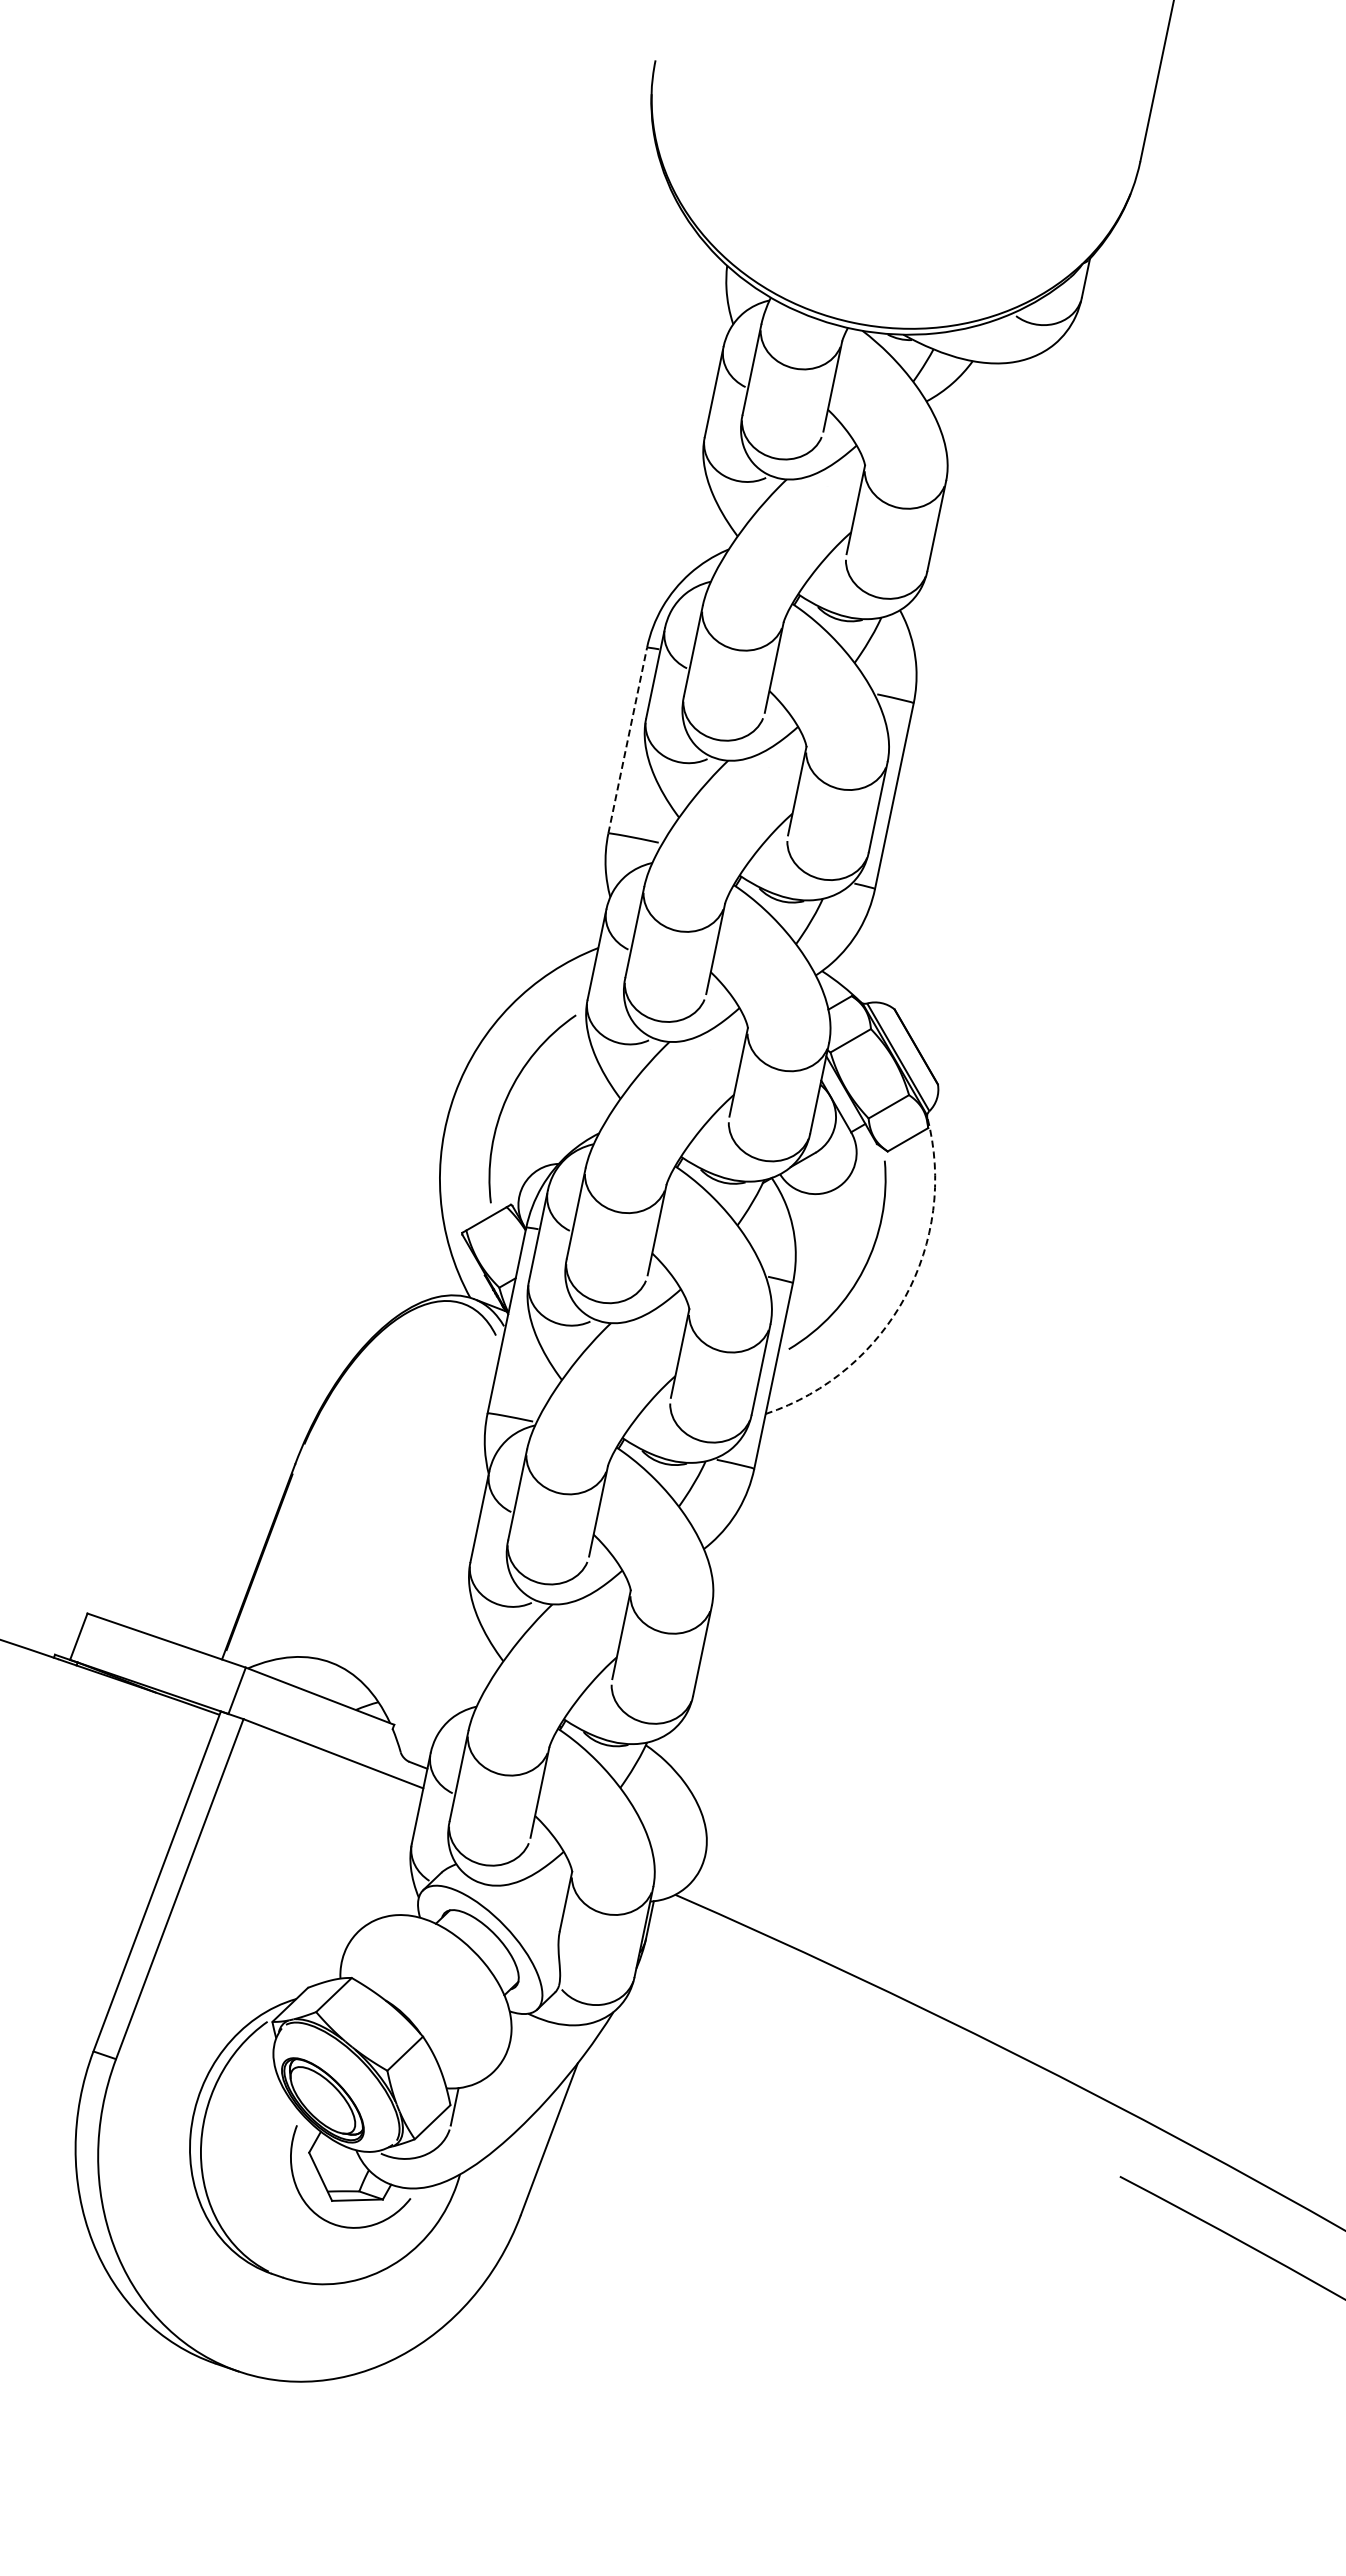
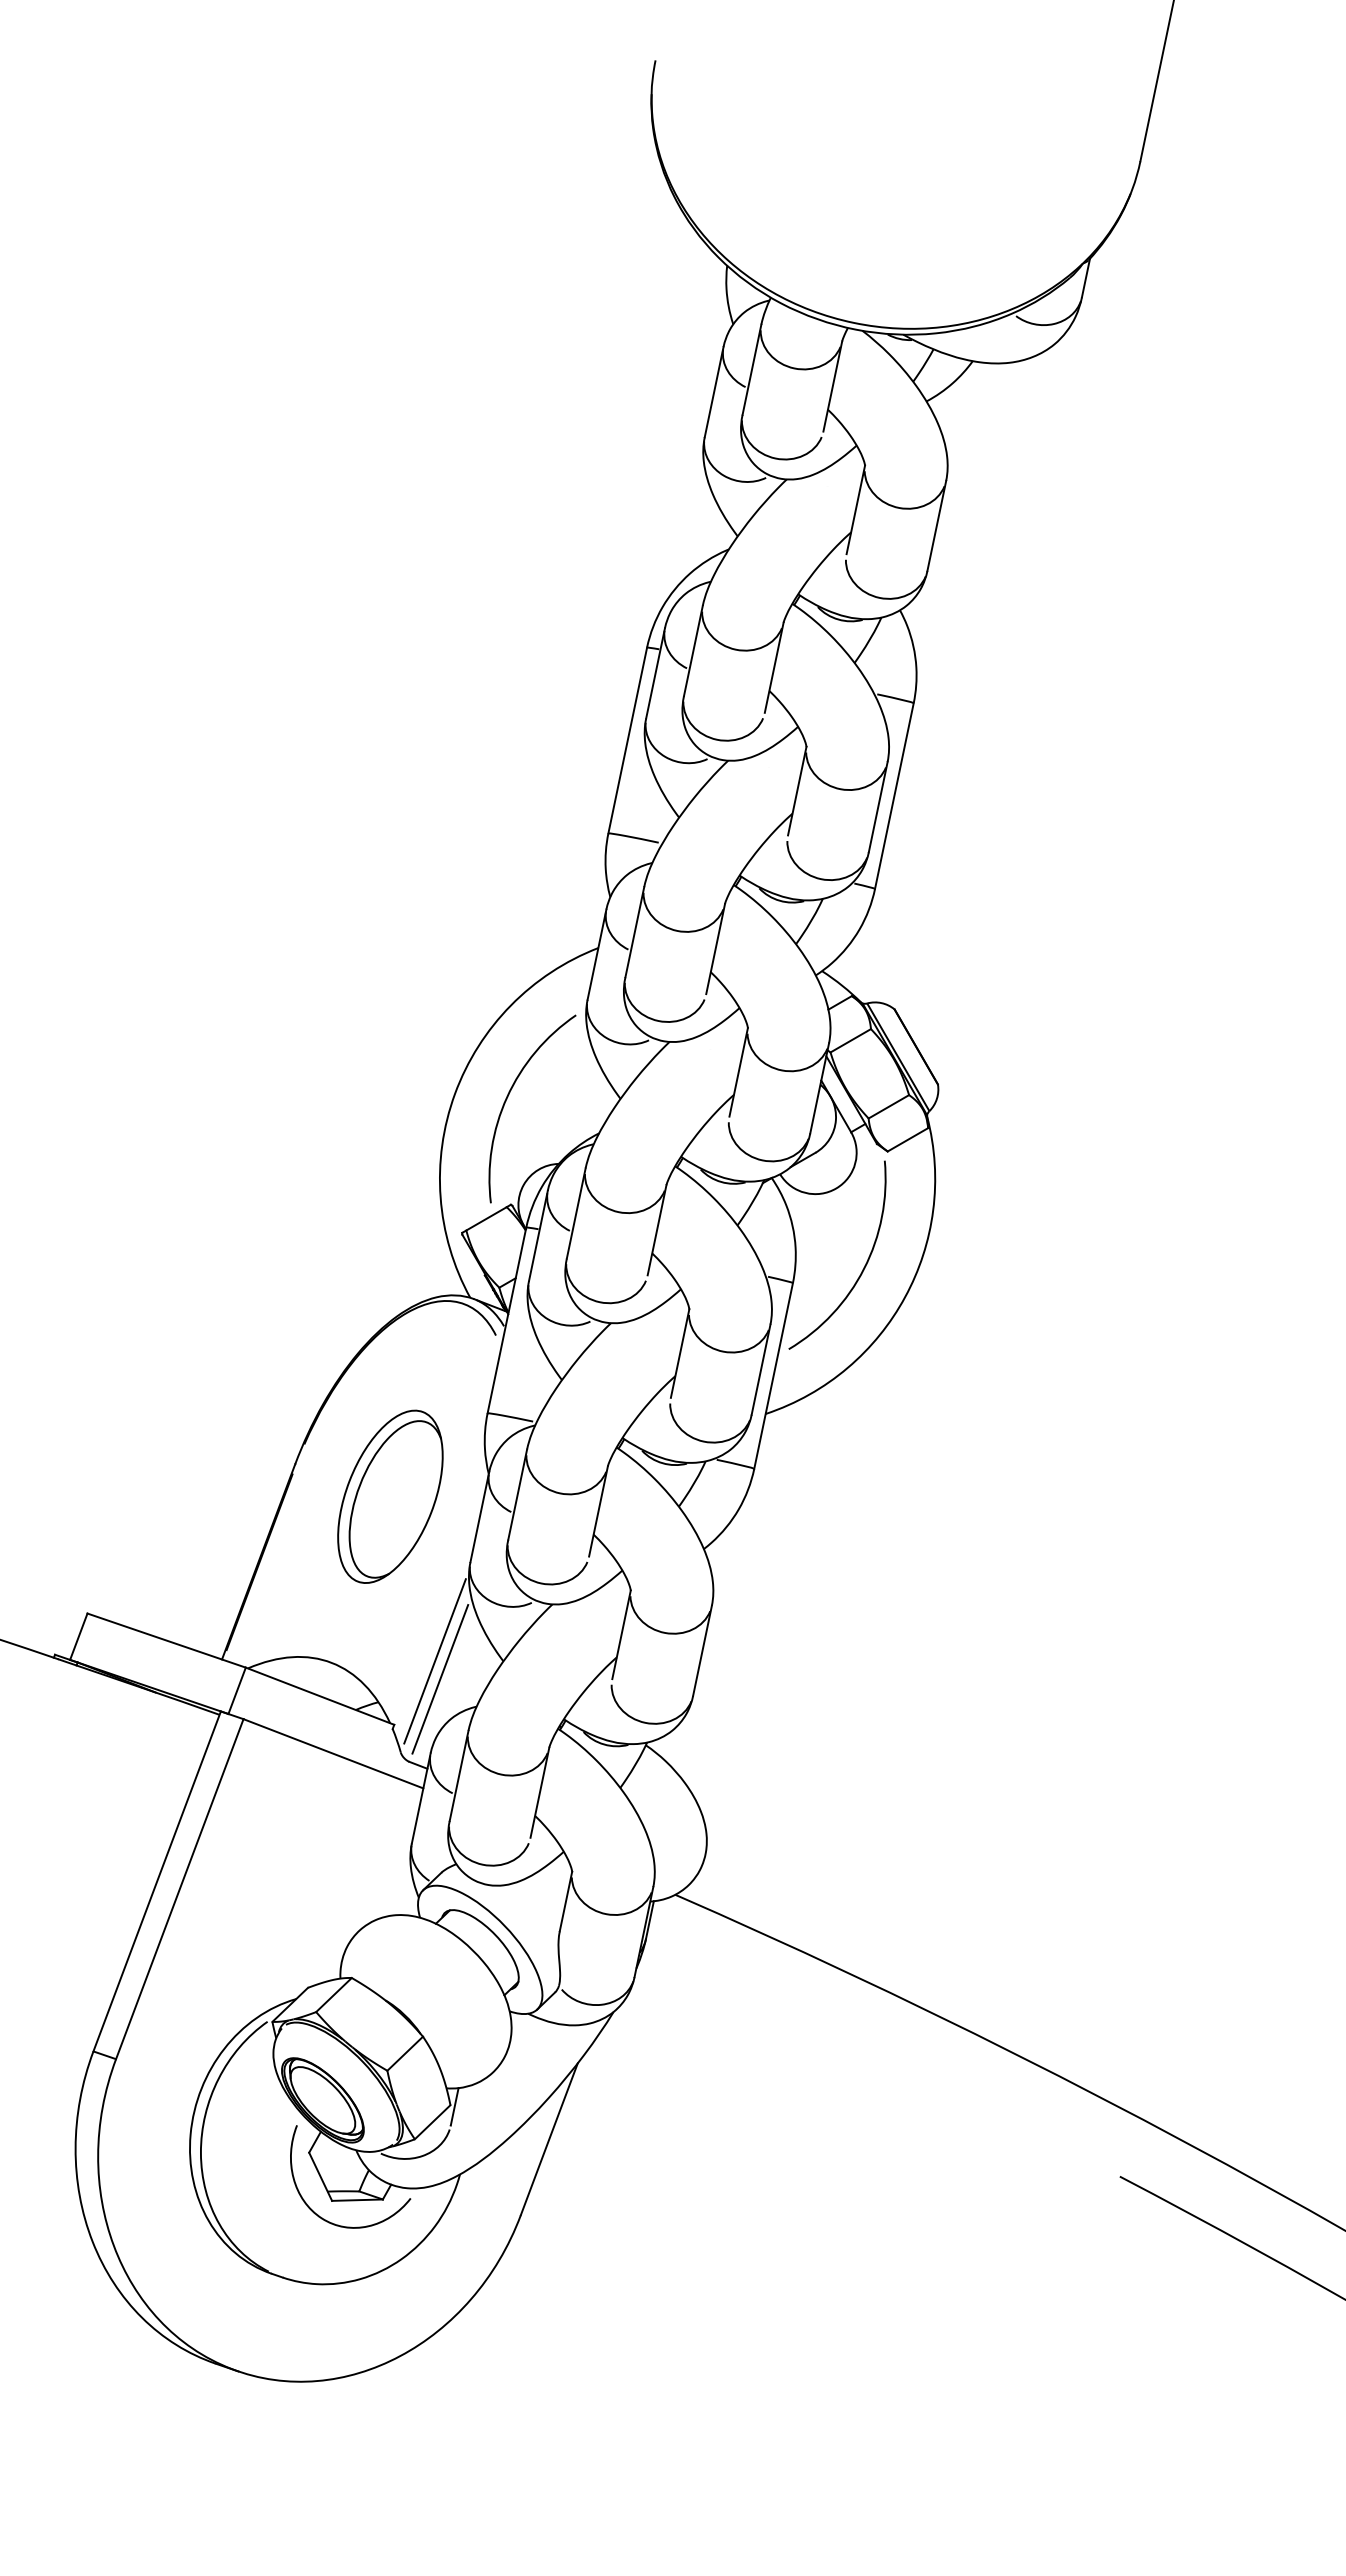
line: dashed -> solid (627, 740)
arc: dashed -> solid (905, 1297)
part: none -> present (390, 1496)
line: none -> present (434, 1661)
line: none -> present (440, 1679)
